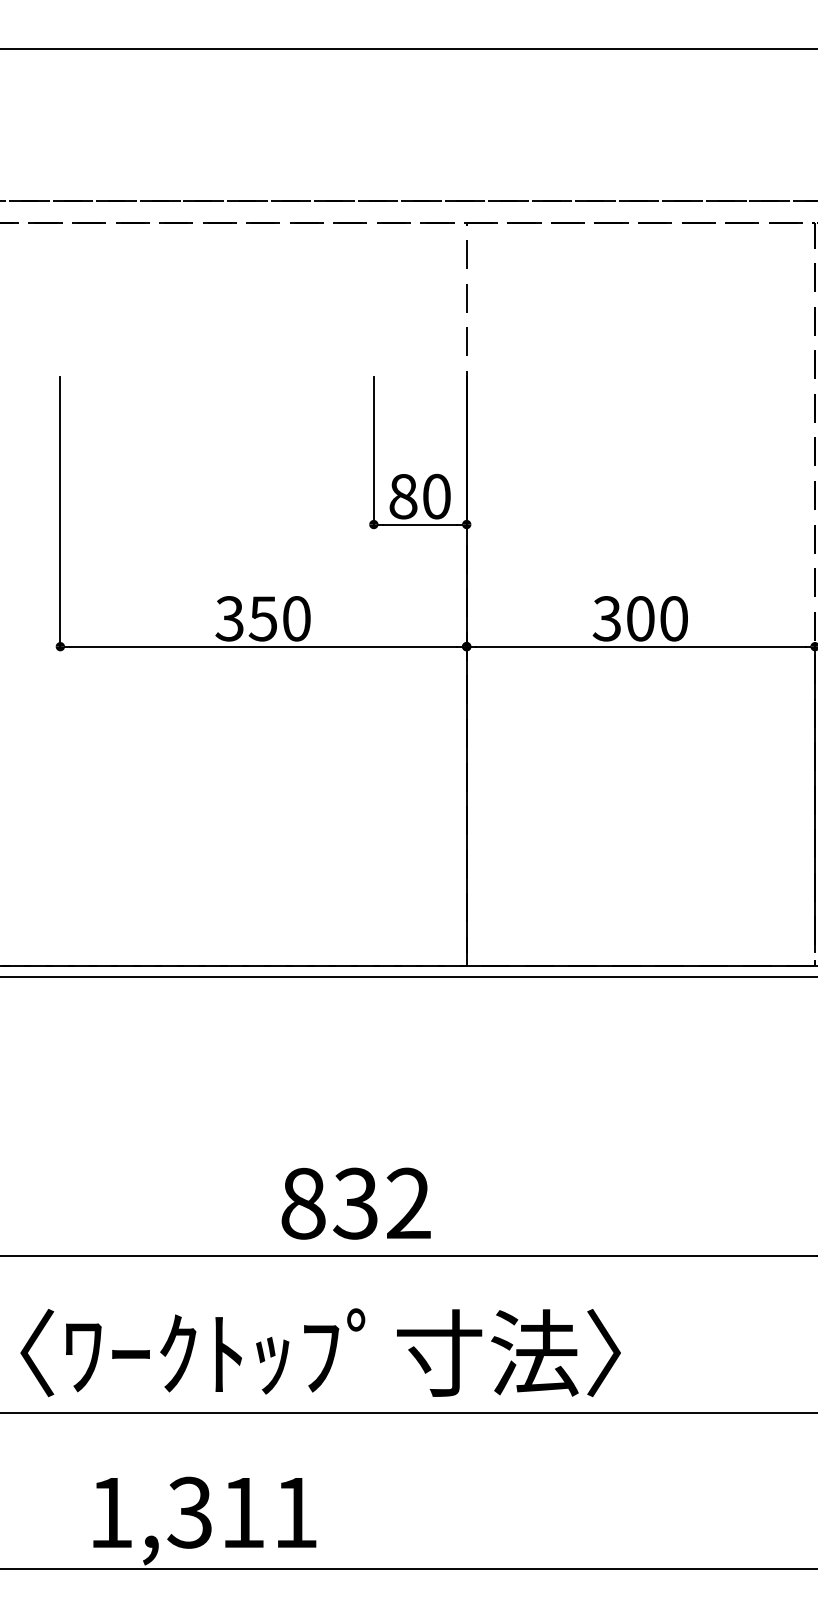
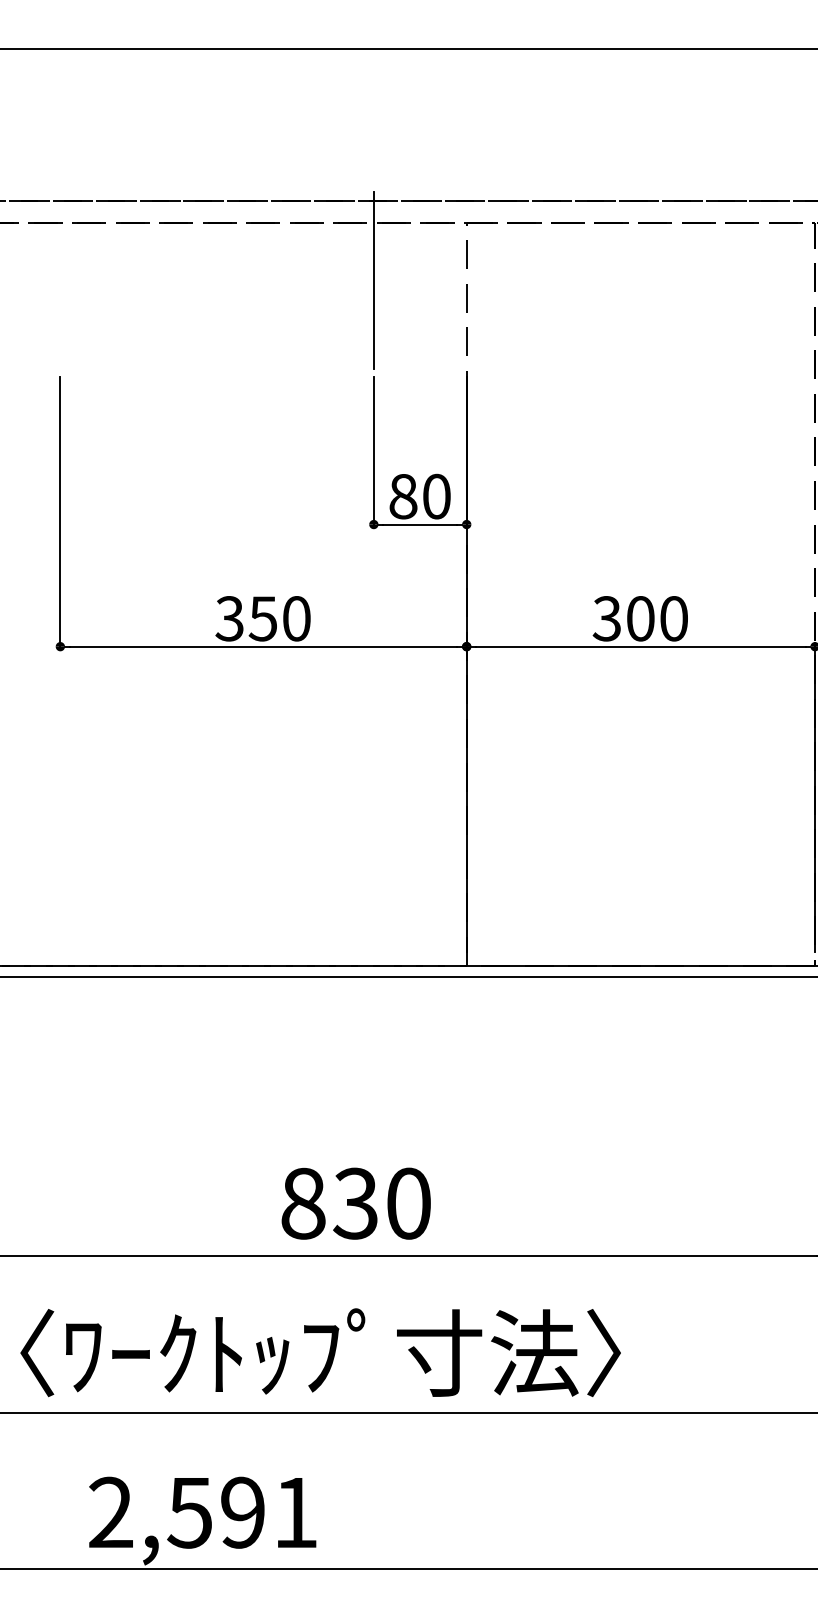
line: none -> present (373, 280)
text: 832 -> 830 (408, 1203)
text: 1,311 -> 2,591 (176, 1512)
